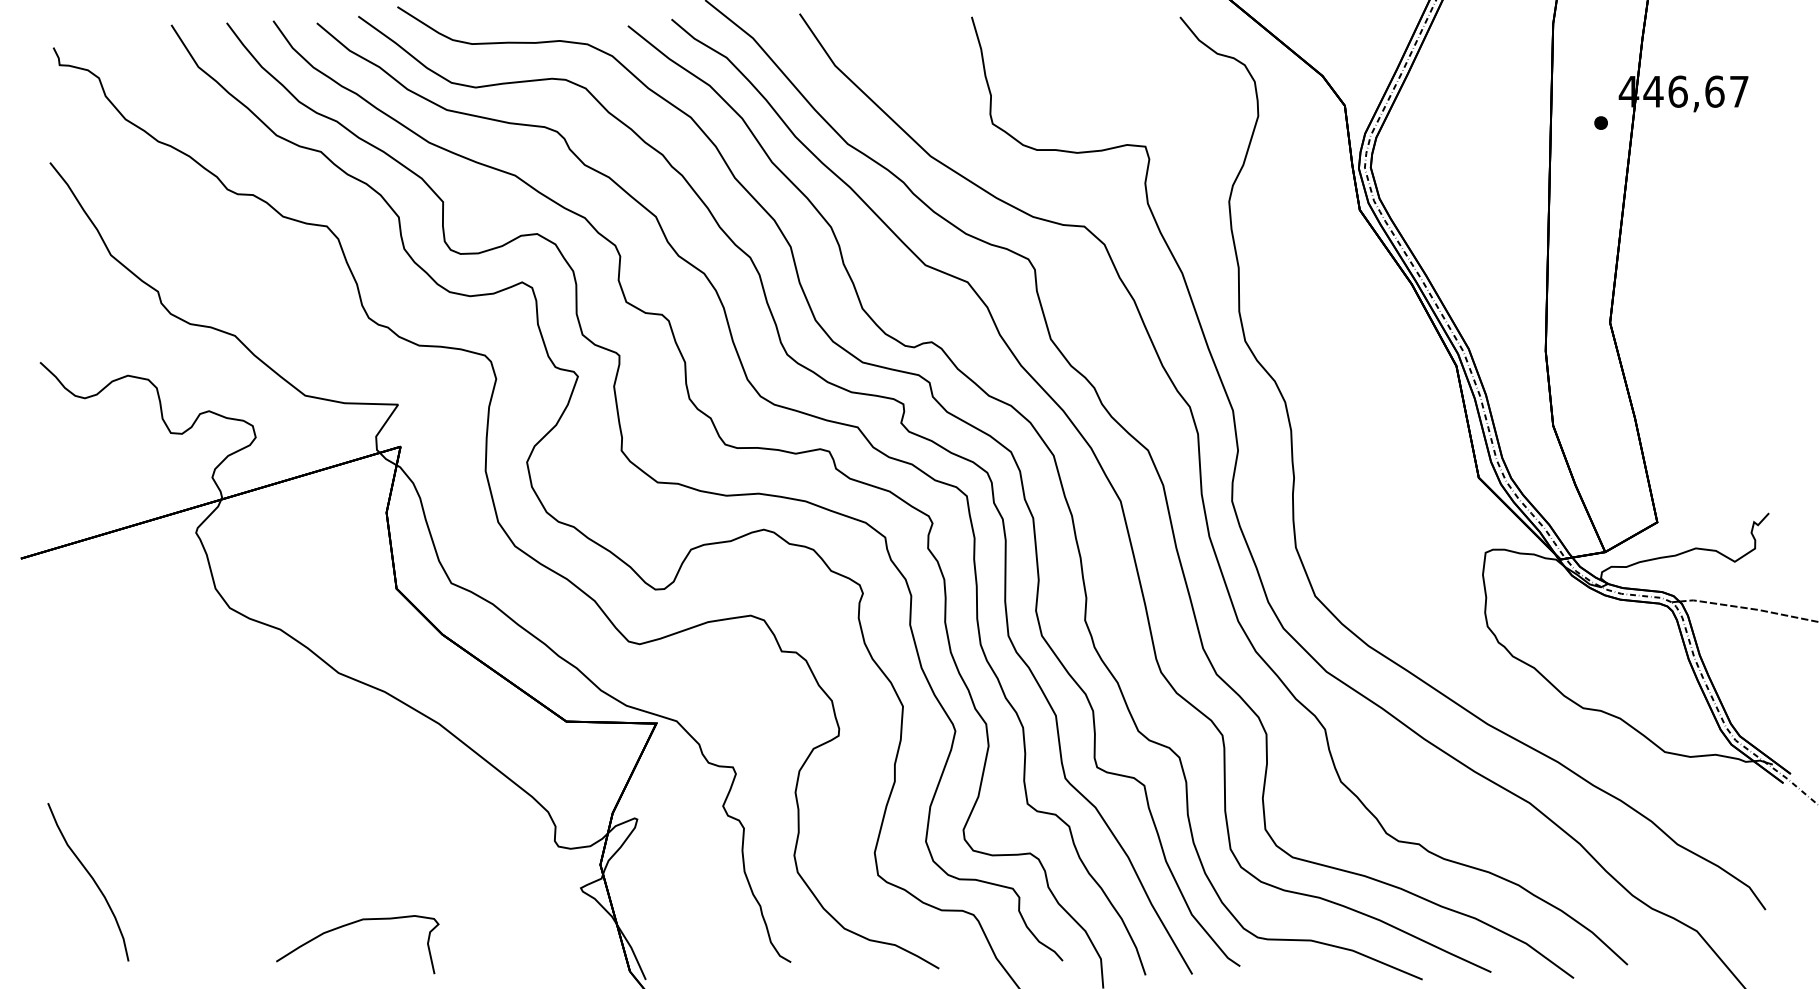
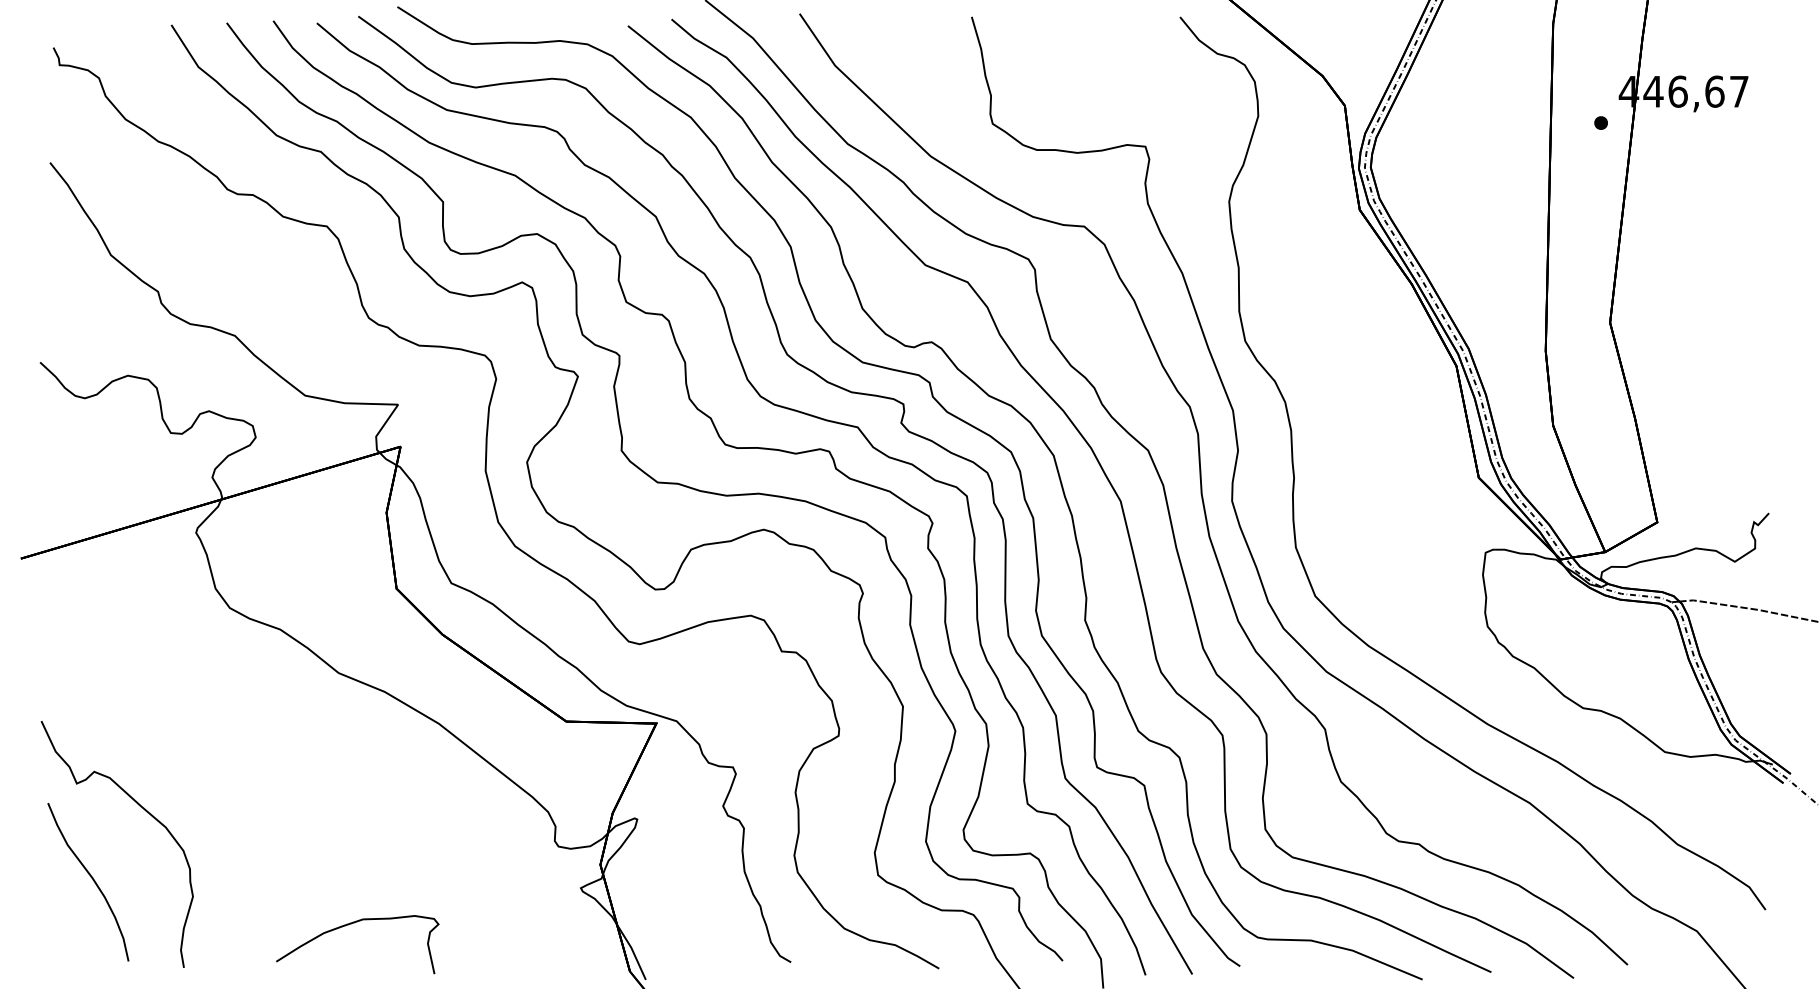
curve: none -> present (146, 812)
